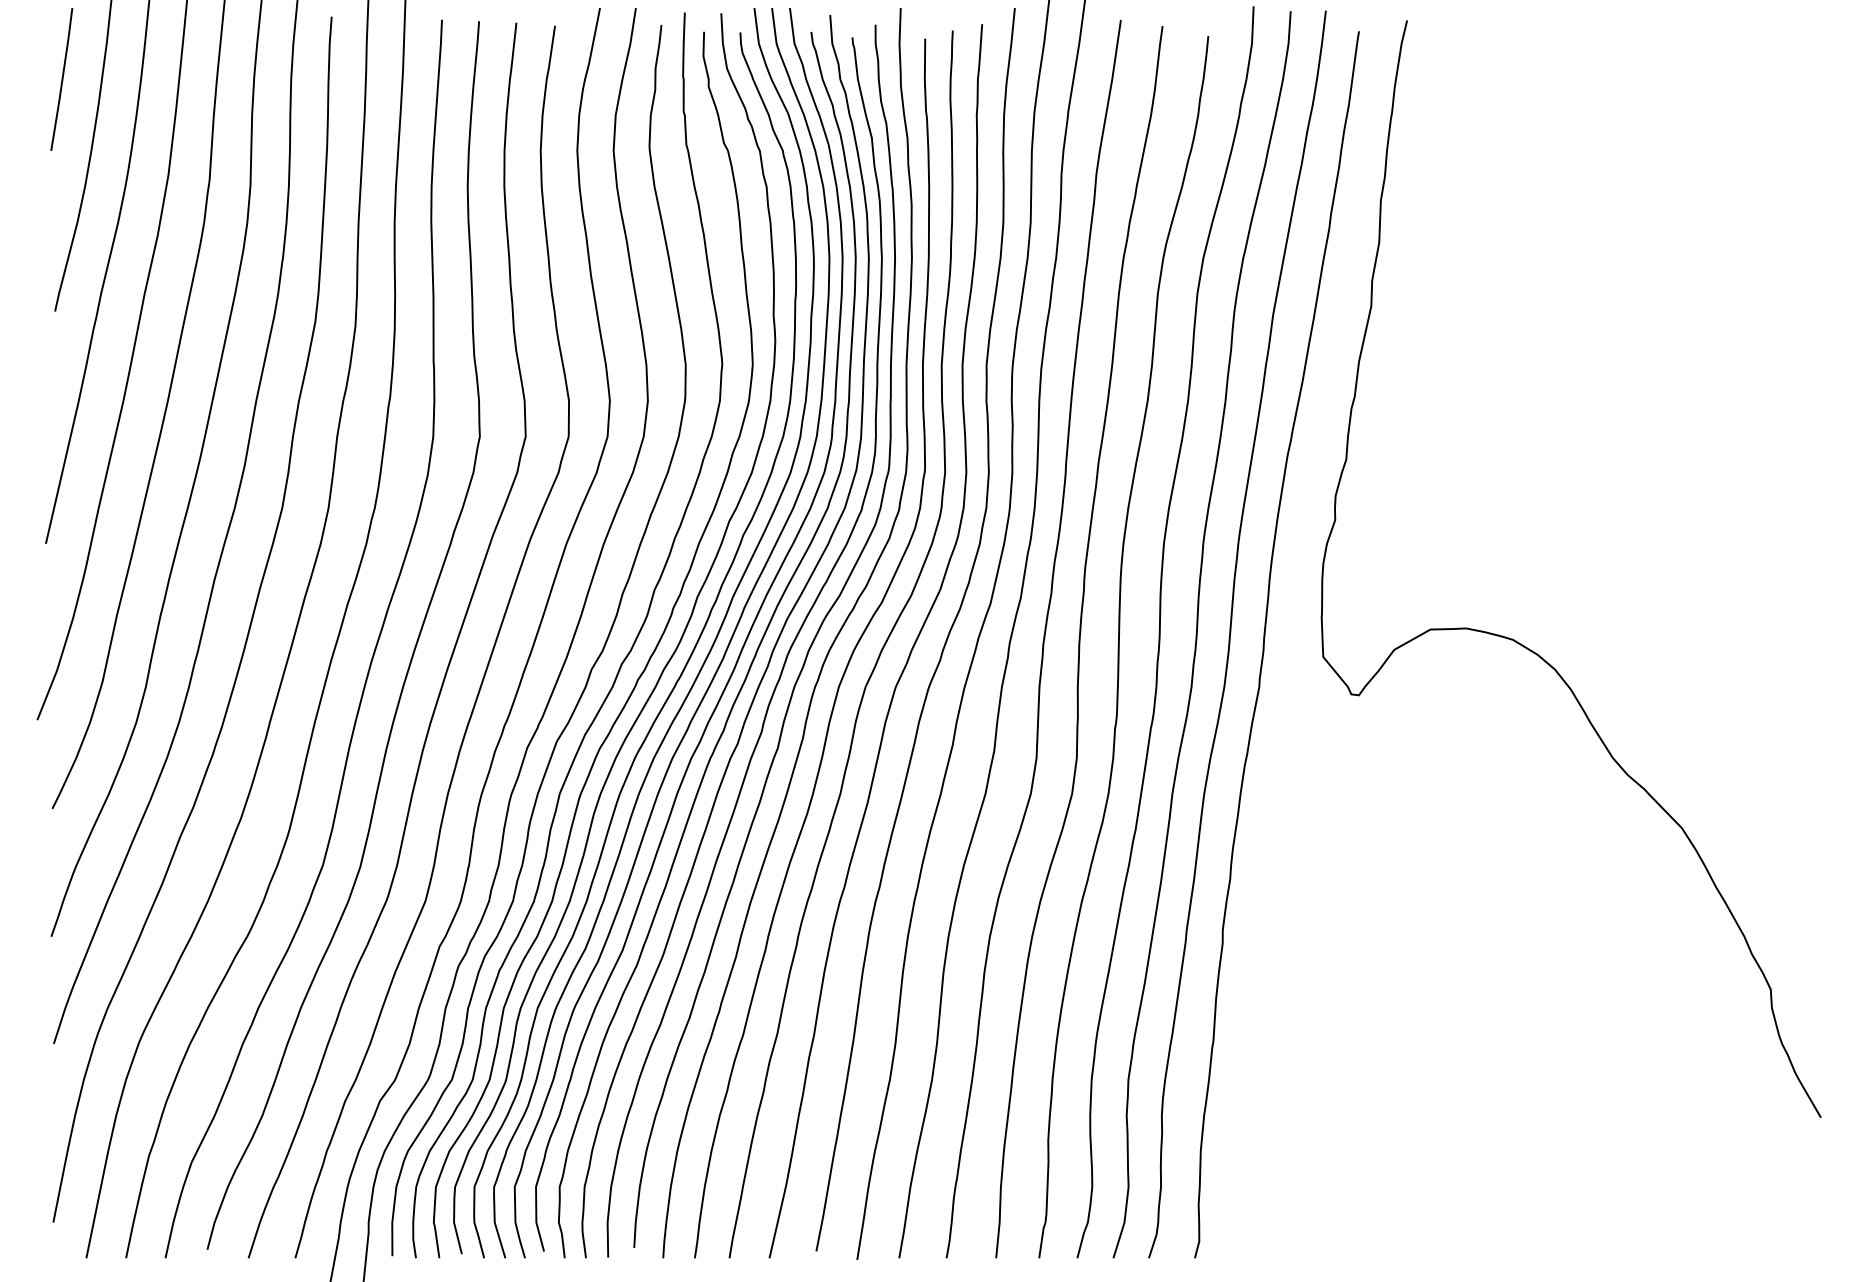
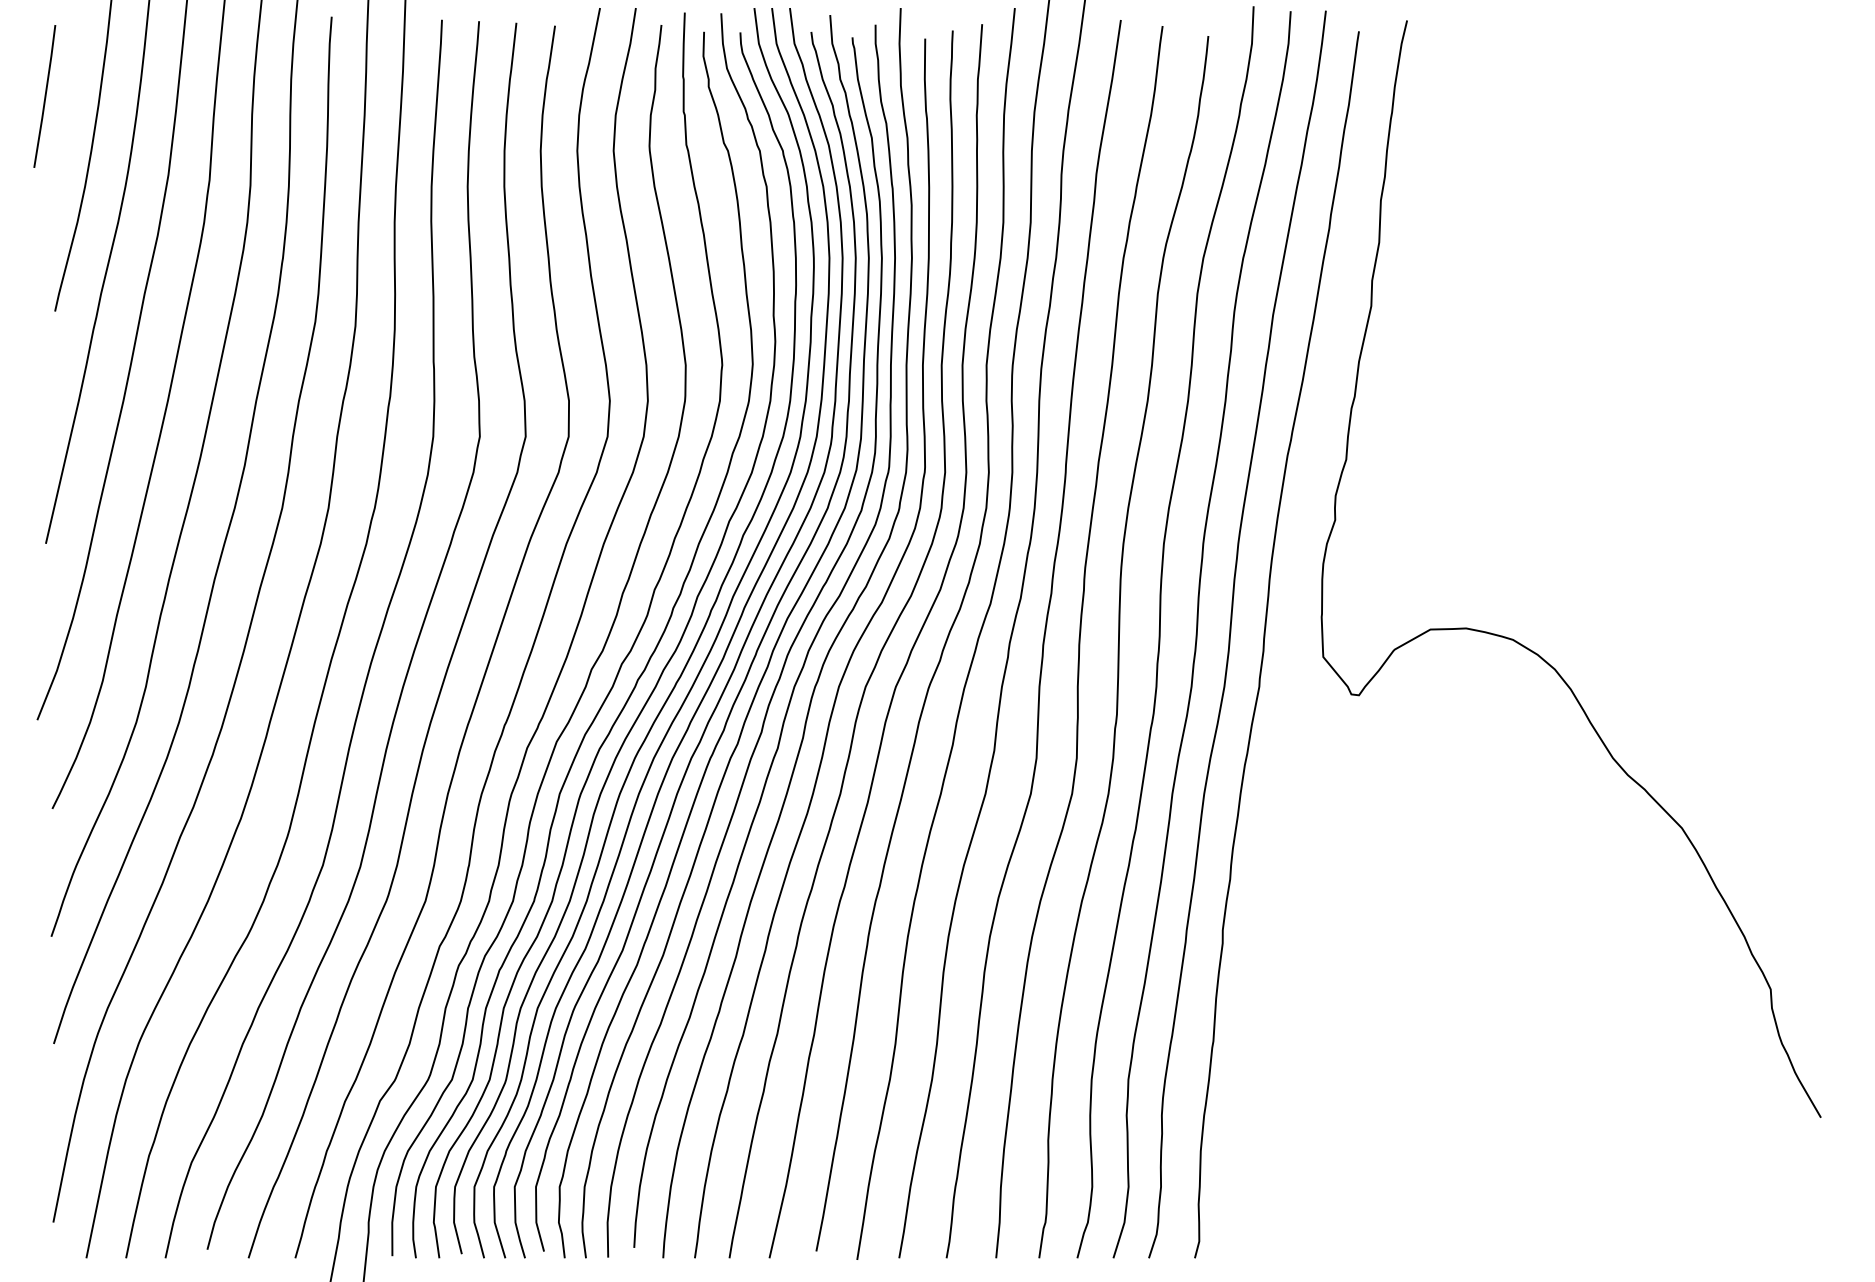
line position: (61, 79) -> (44, 96) (44, 96)
